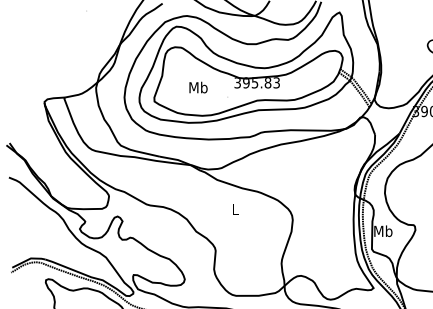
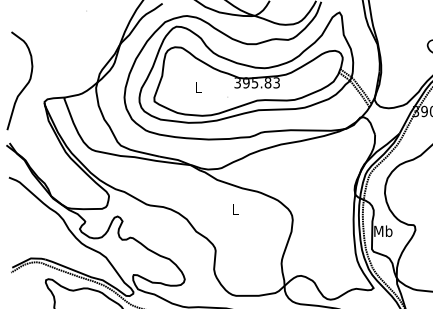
curve: none -> present (25, 84)
text: Mb -> L (198, 87)
